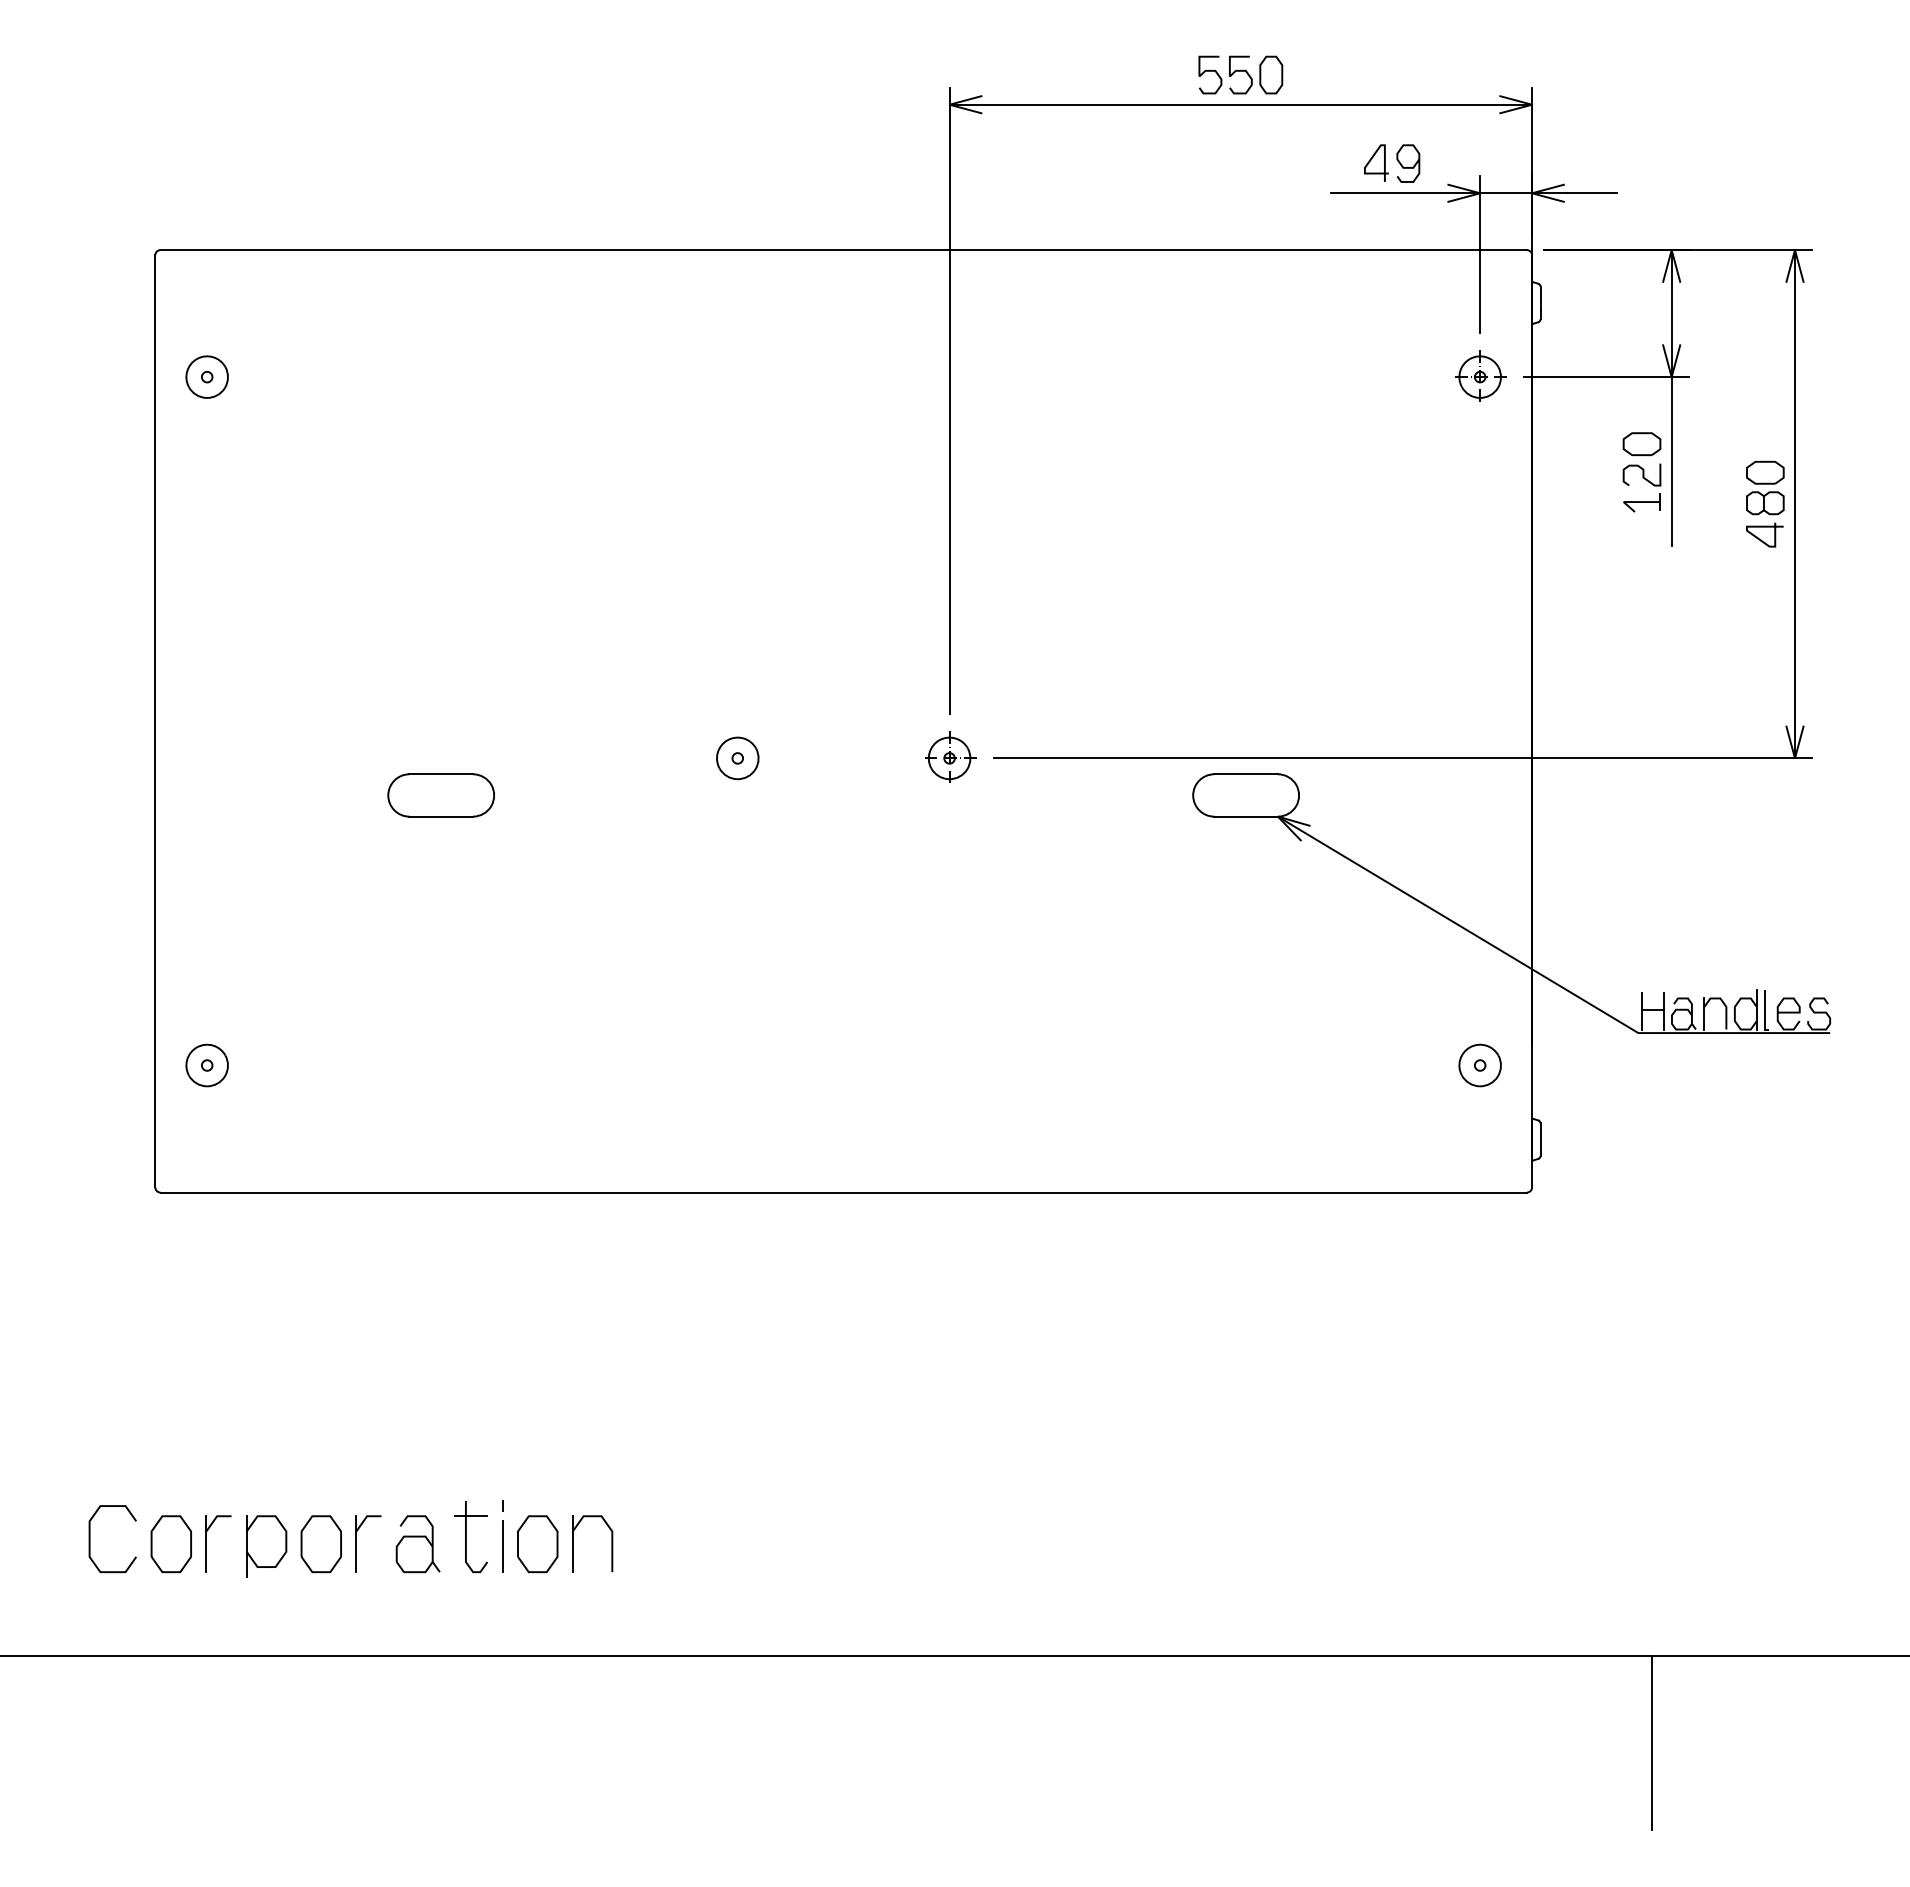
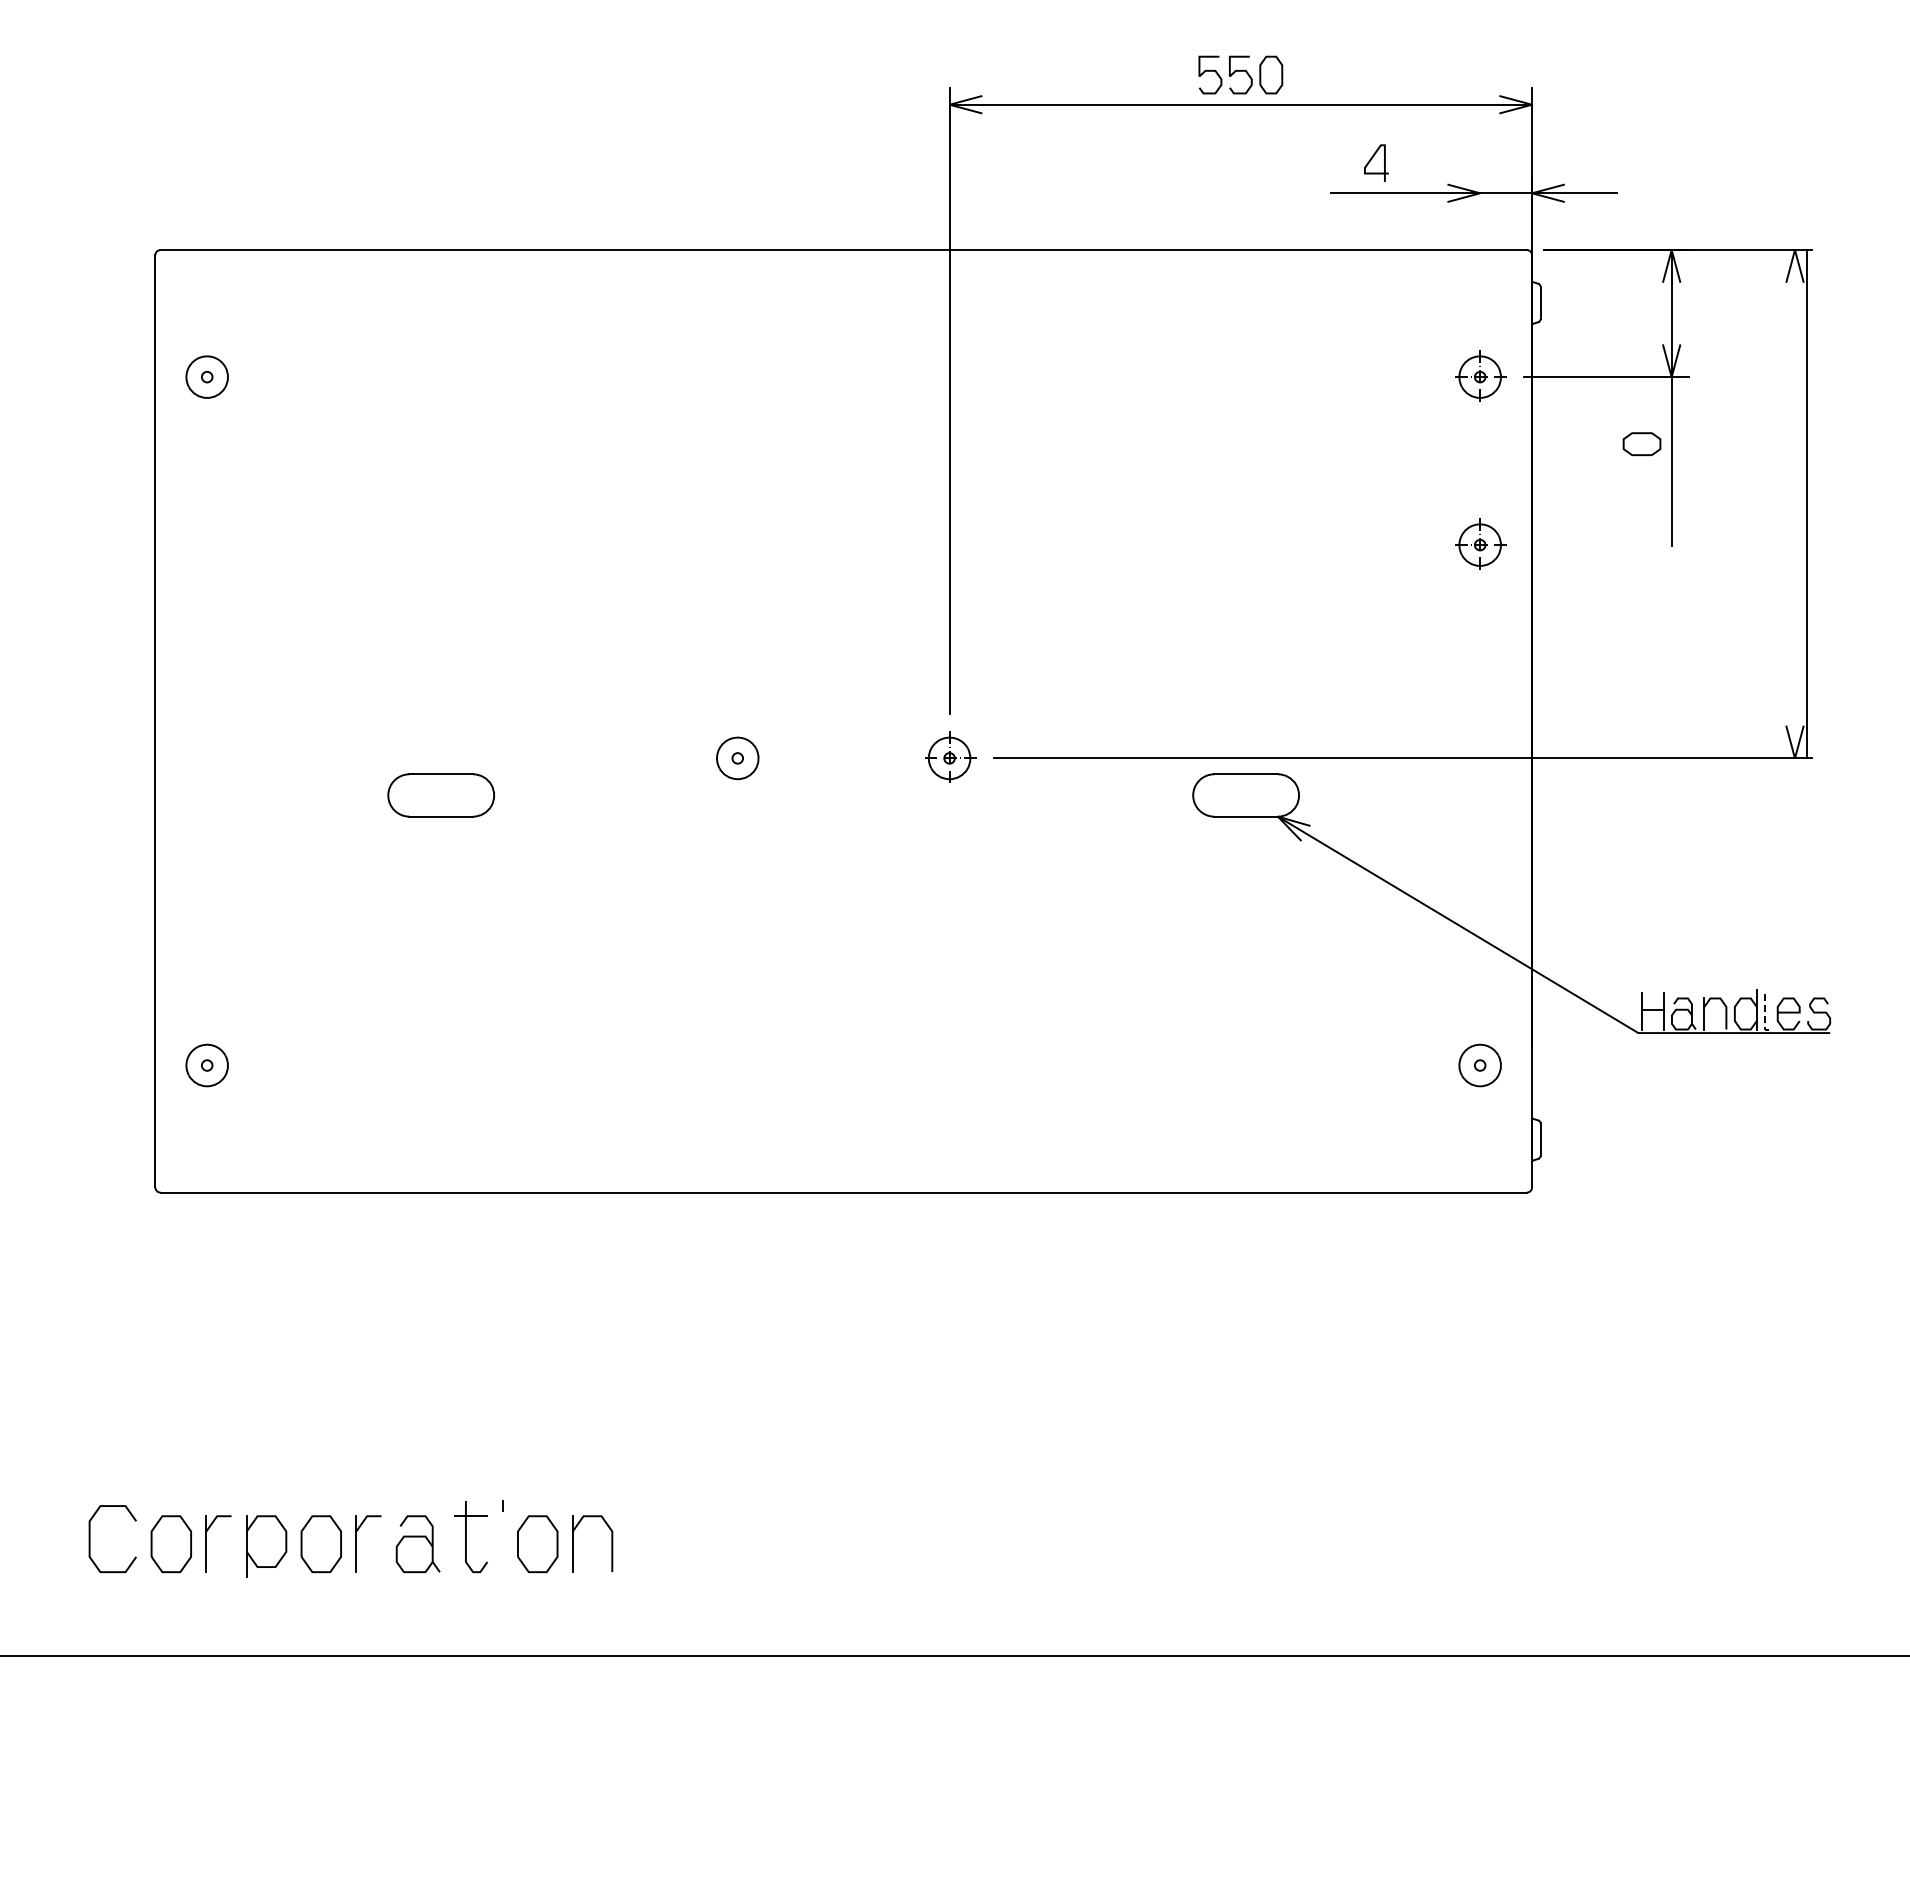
curve: present -> none (1408, 167)
line: present -> none (1480, 254)
part: present -> none (1645, 480)
part: present -> none (1765, 503)
line position: (1795, 504) -> (1807, 504) (1807, 504)
part: none -> present (1480, 543)
line: solid -> dashed (1765, 1011)
line: present -> none (502, 1546)
line: present -> none (1651, 1742)
